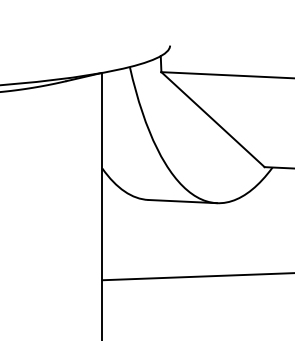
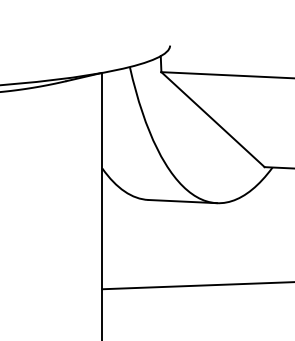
line position: (196, 276) -> (196, 285) (196, 285)
